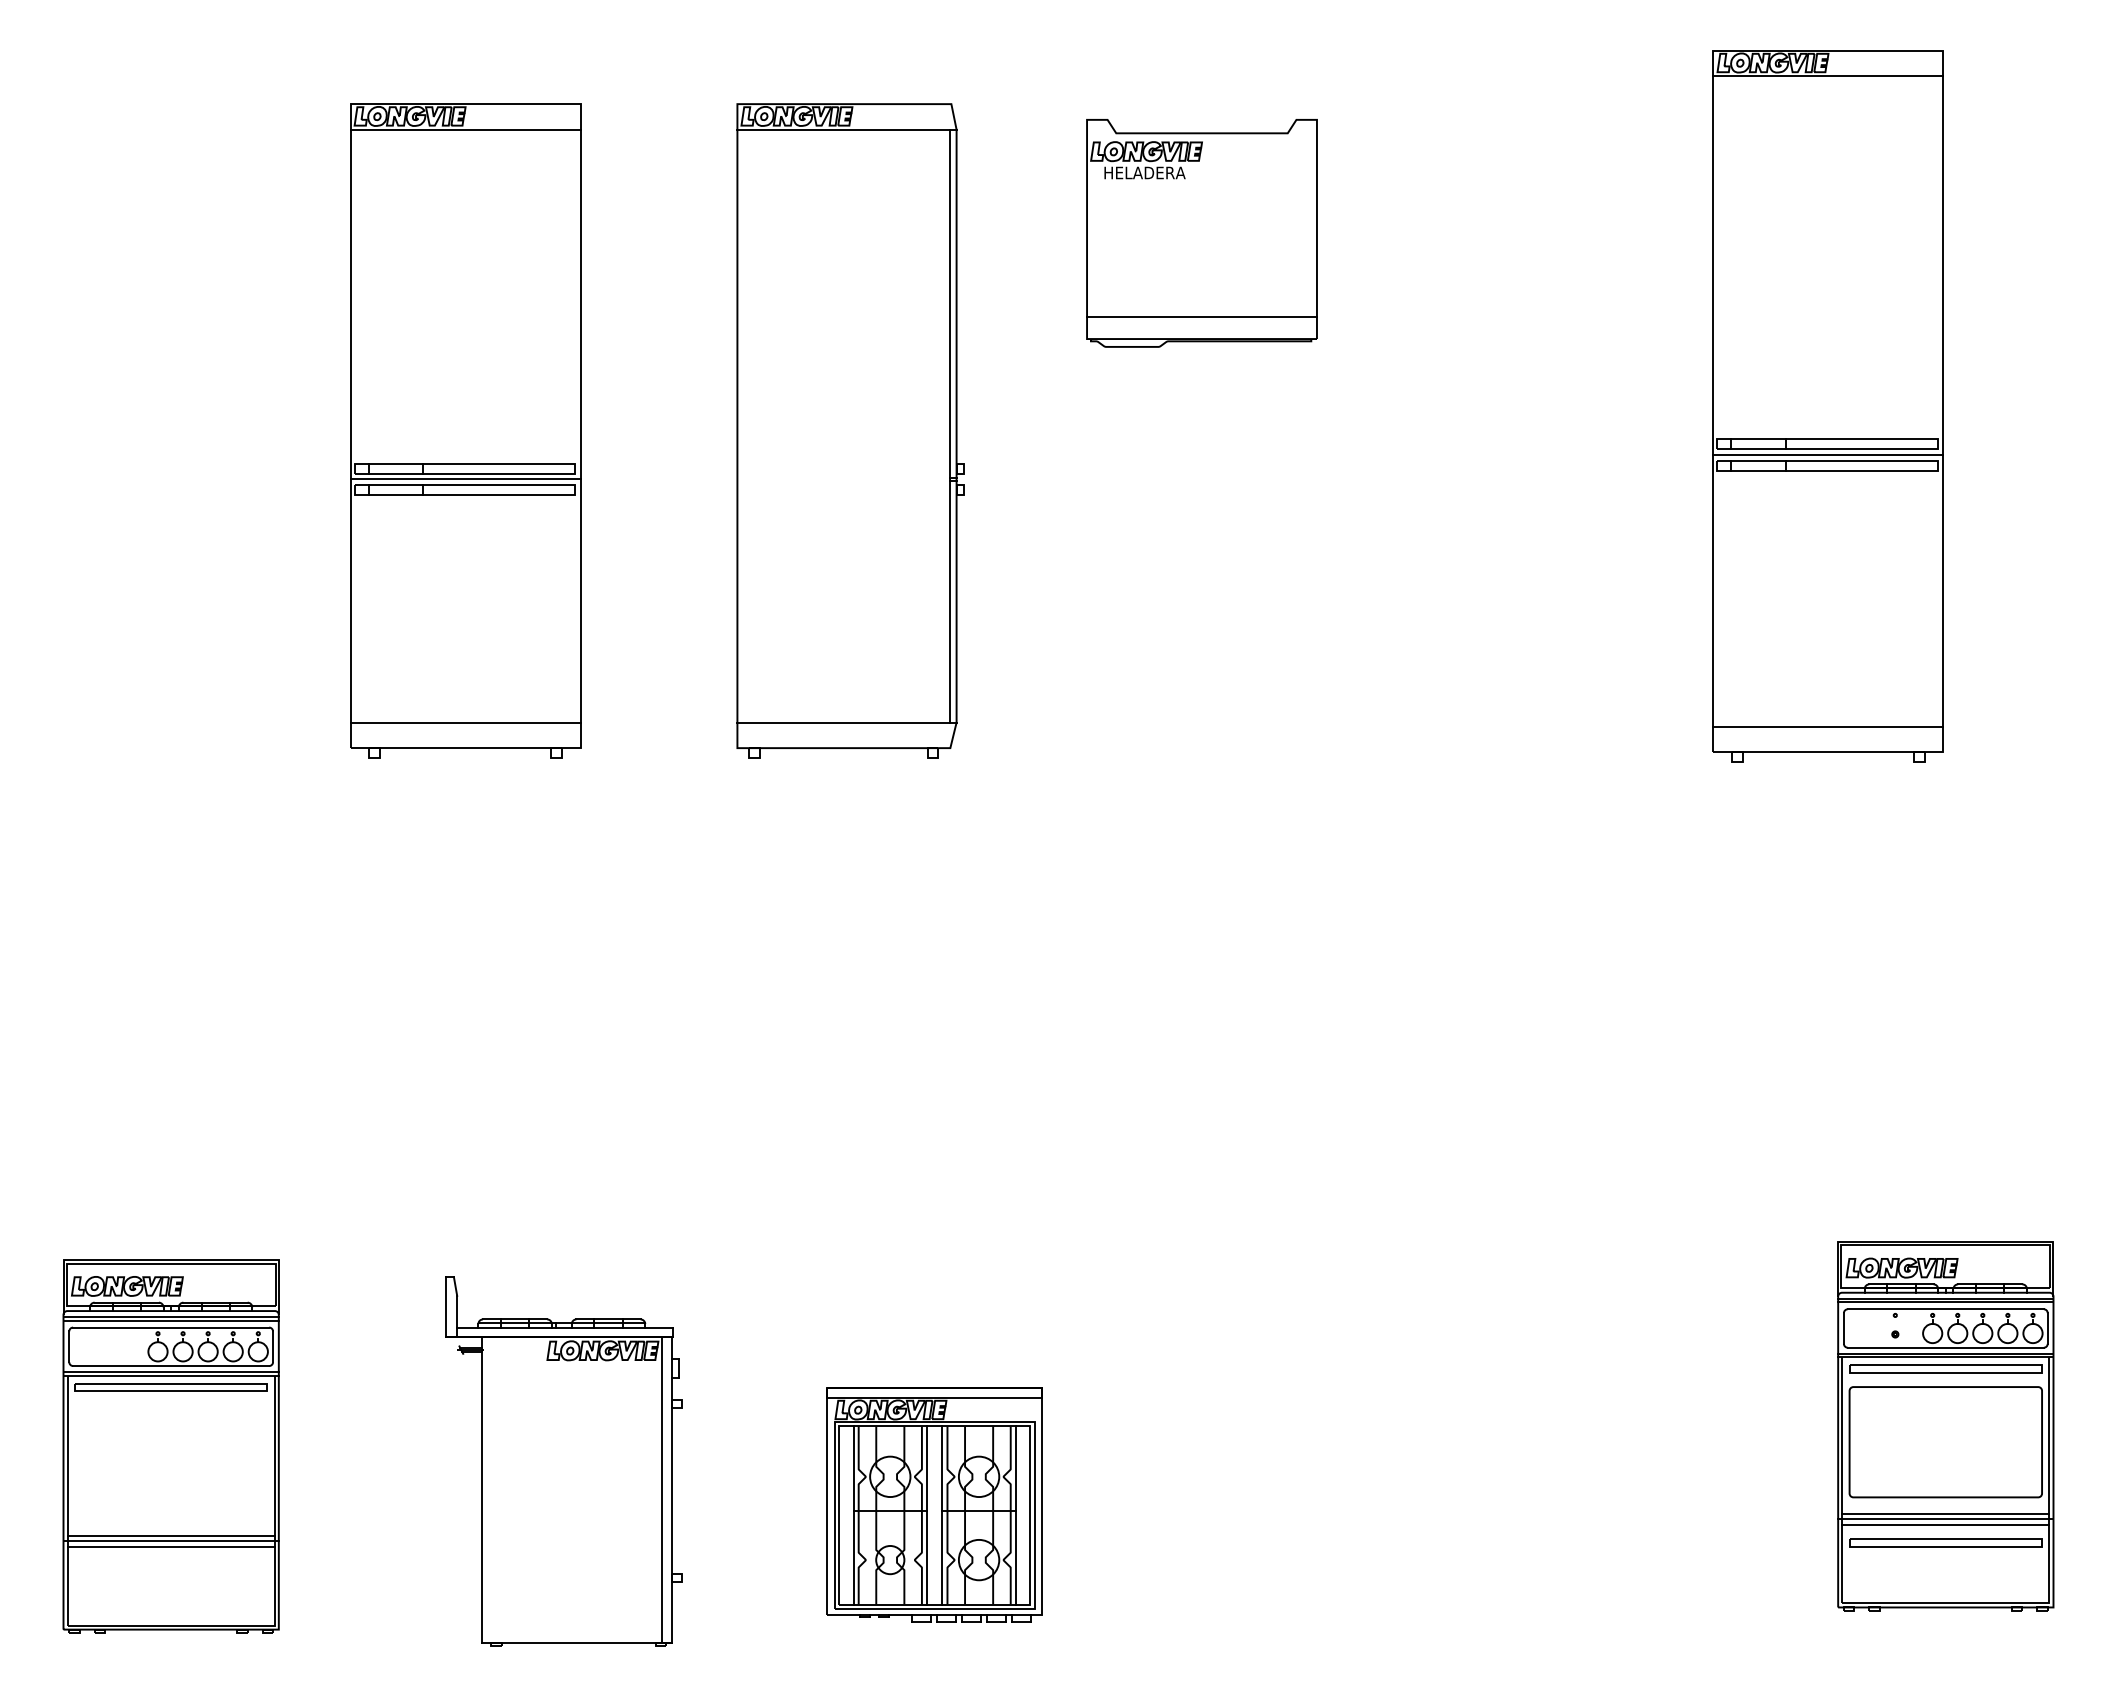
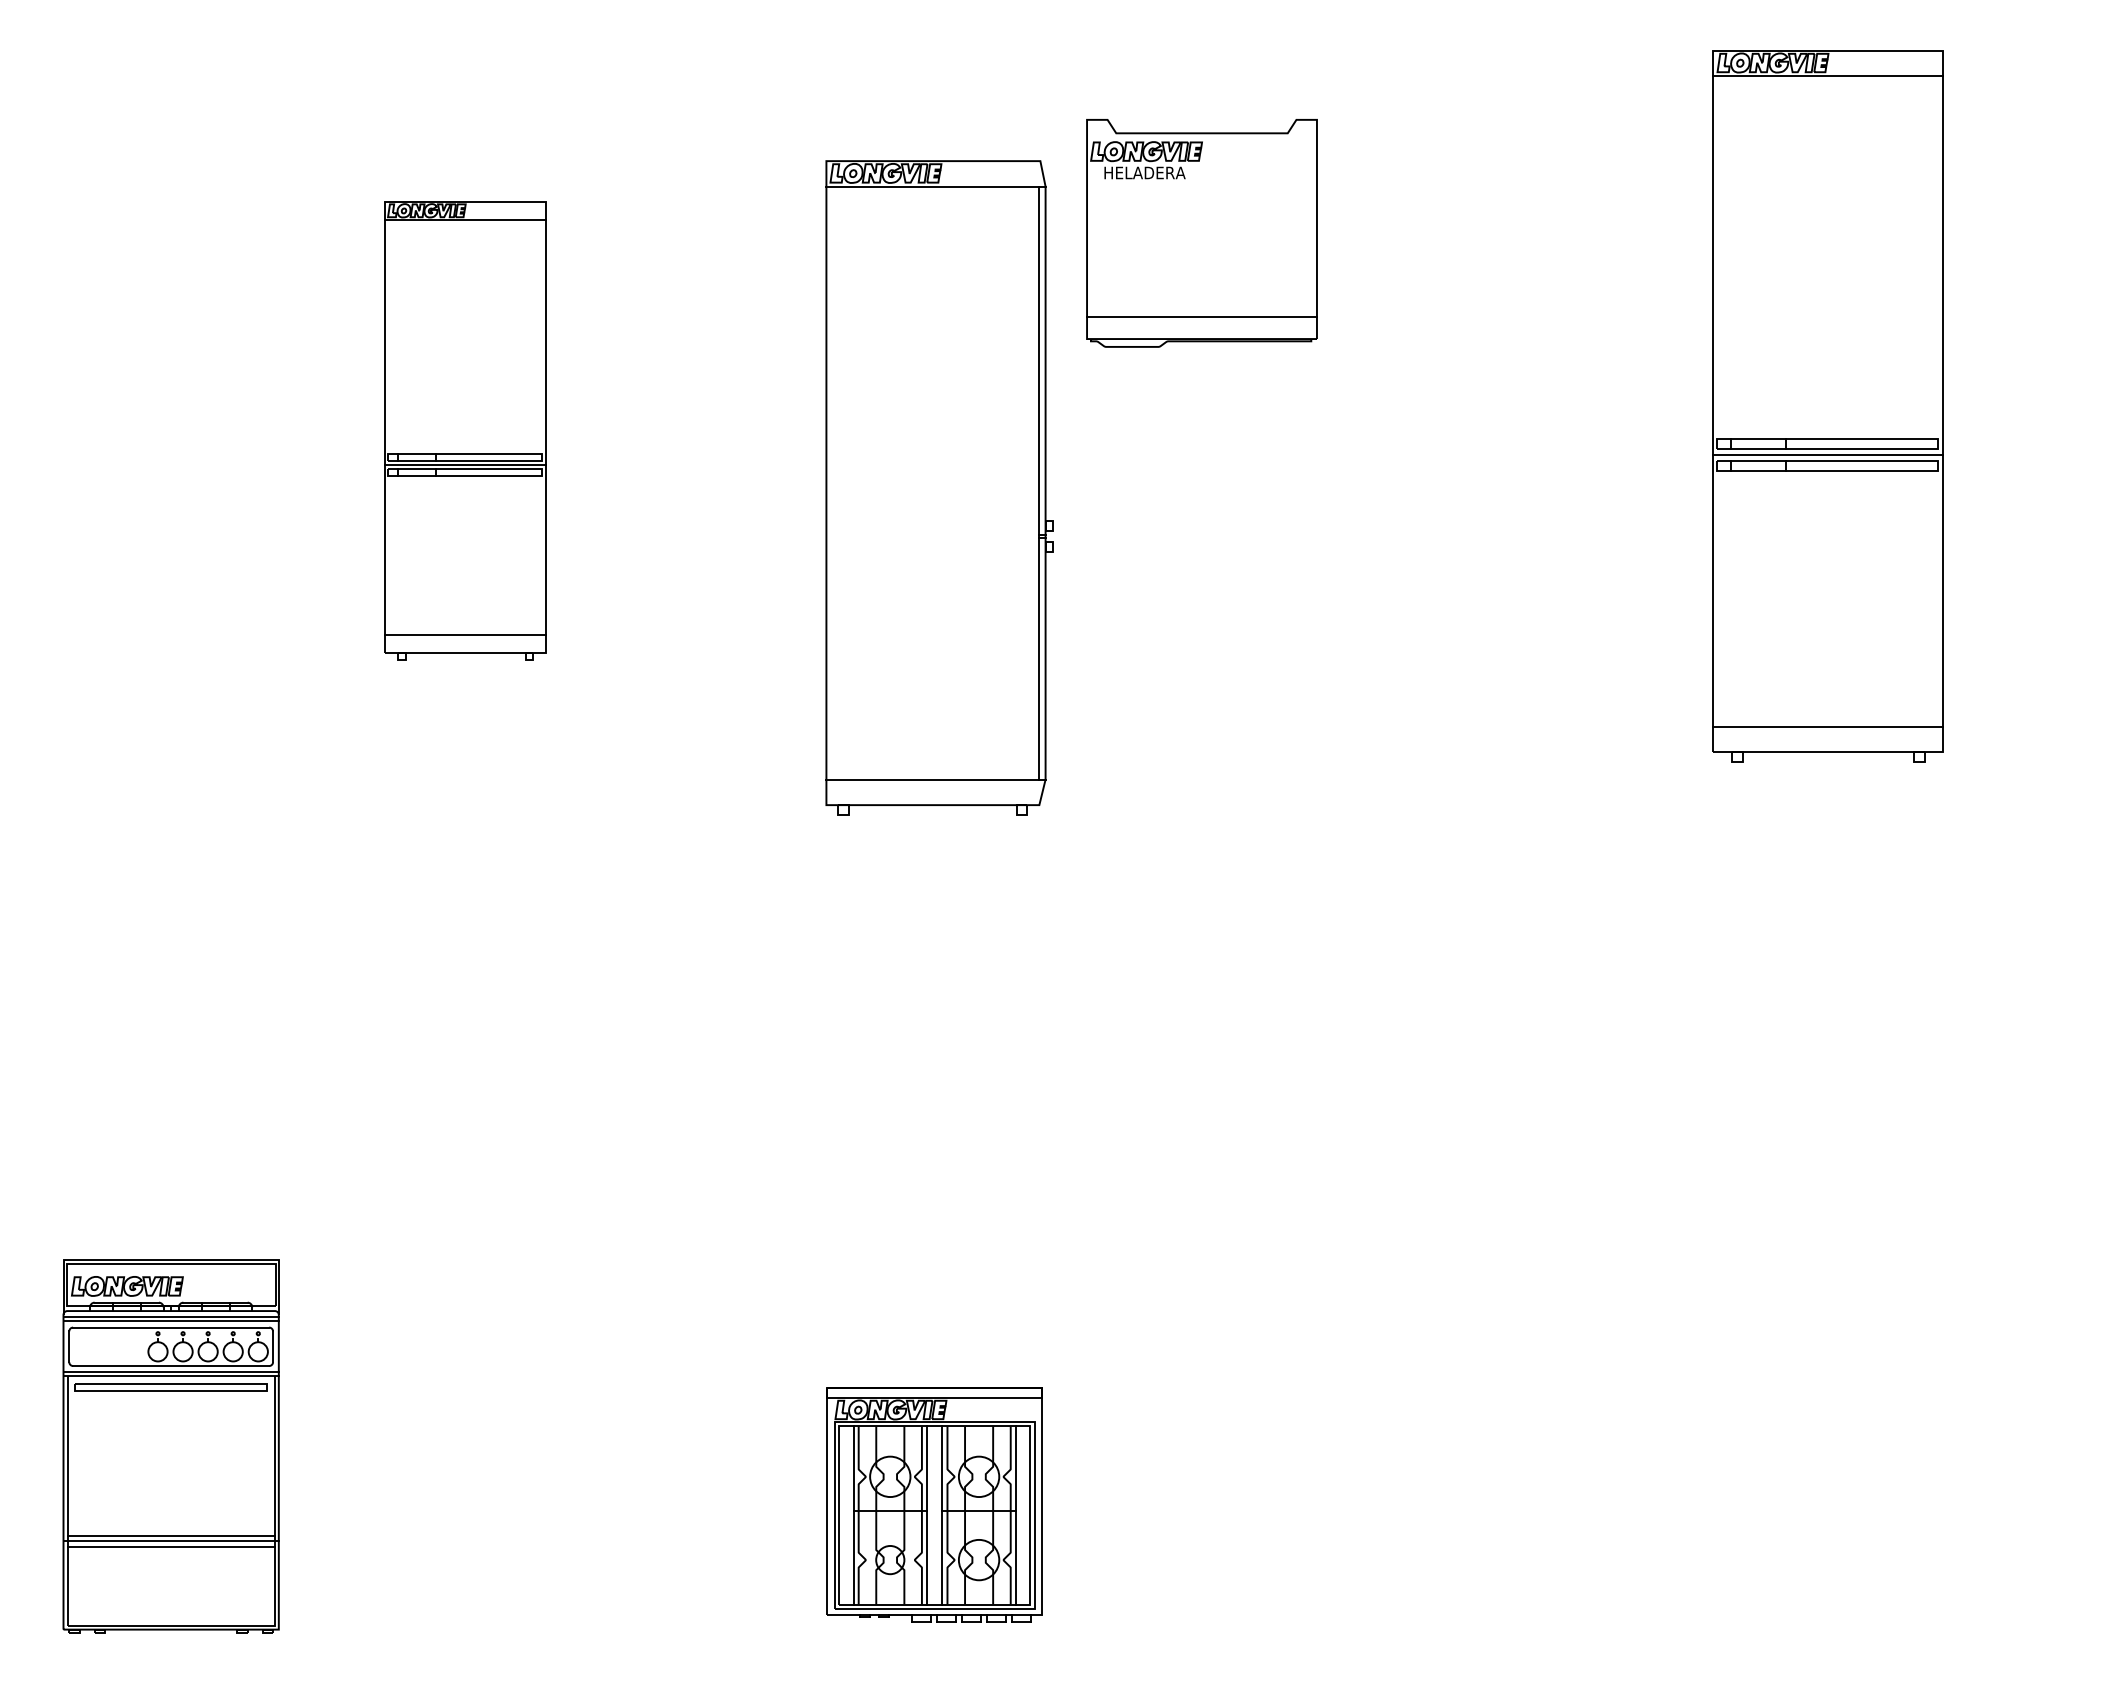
part size: 232x656 px -> 163x460 px (465, 430)
part position: (850, 430) -> (939, 487) (939, 487)
part: present -> none (1945, 1426)
part: present -> none (563, 1461)
